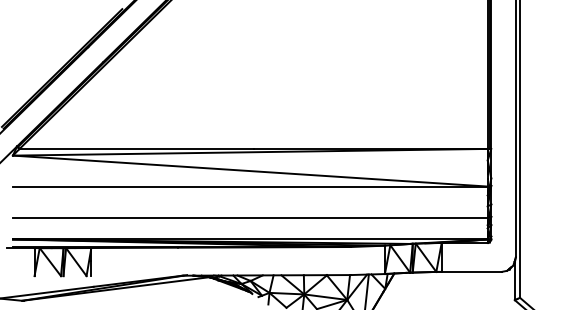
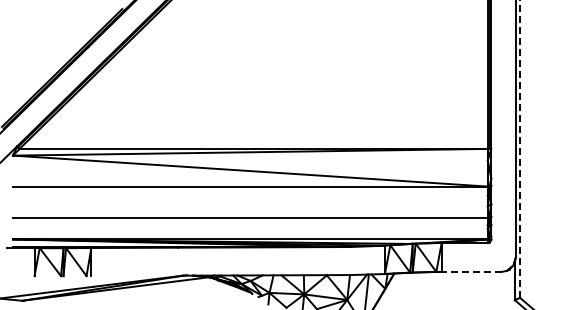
line: solid -> dashed (520, 148)
line: solid -> dashed (471, 271)
